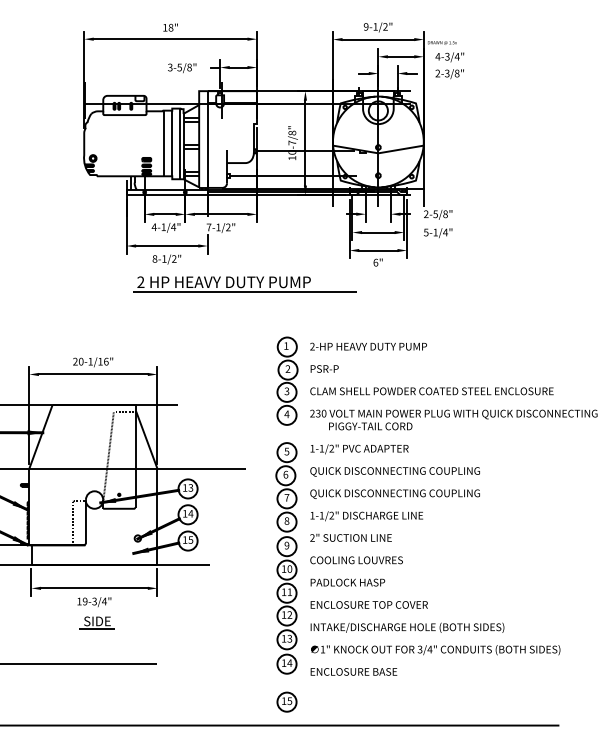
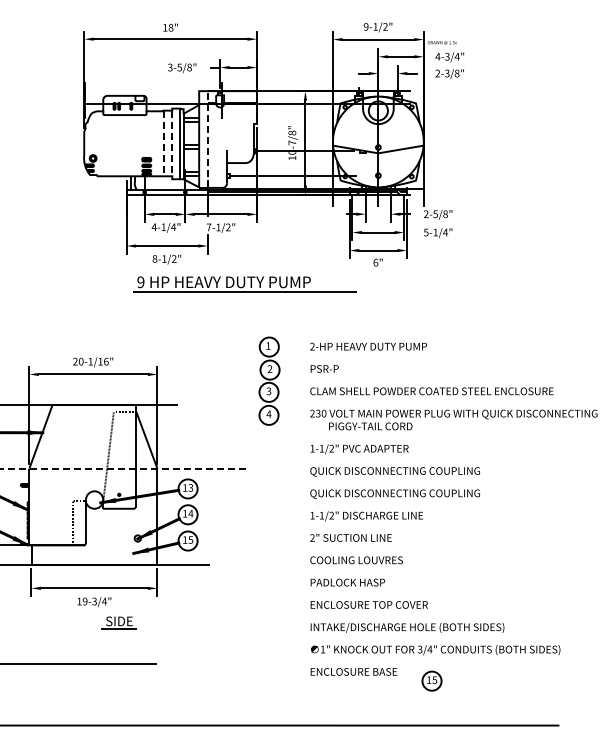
line: solid -> dashed (207, 139)
line: solid -> dashed (172, 143)
line: solid -> dashed (163, 144)
text: 2 -> 9 (140, 282)
part position: (287, 380) -> (269, 380) (269, 380)
line: solid -> dashed (122, 468)
part: present -> none (286, 558)
part position: (96, 622) -> (118, 622) (118, 622)
part position: (286, 701) -> (431, 680) (431, 680)
